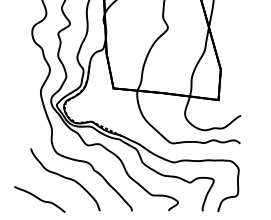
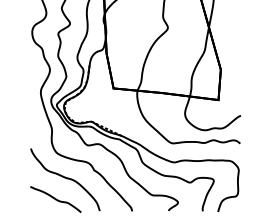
curve position: (39, 199) -> (55, 199) (55, 199)
